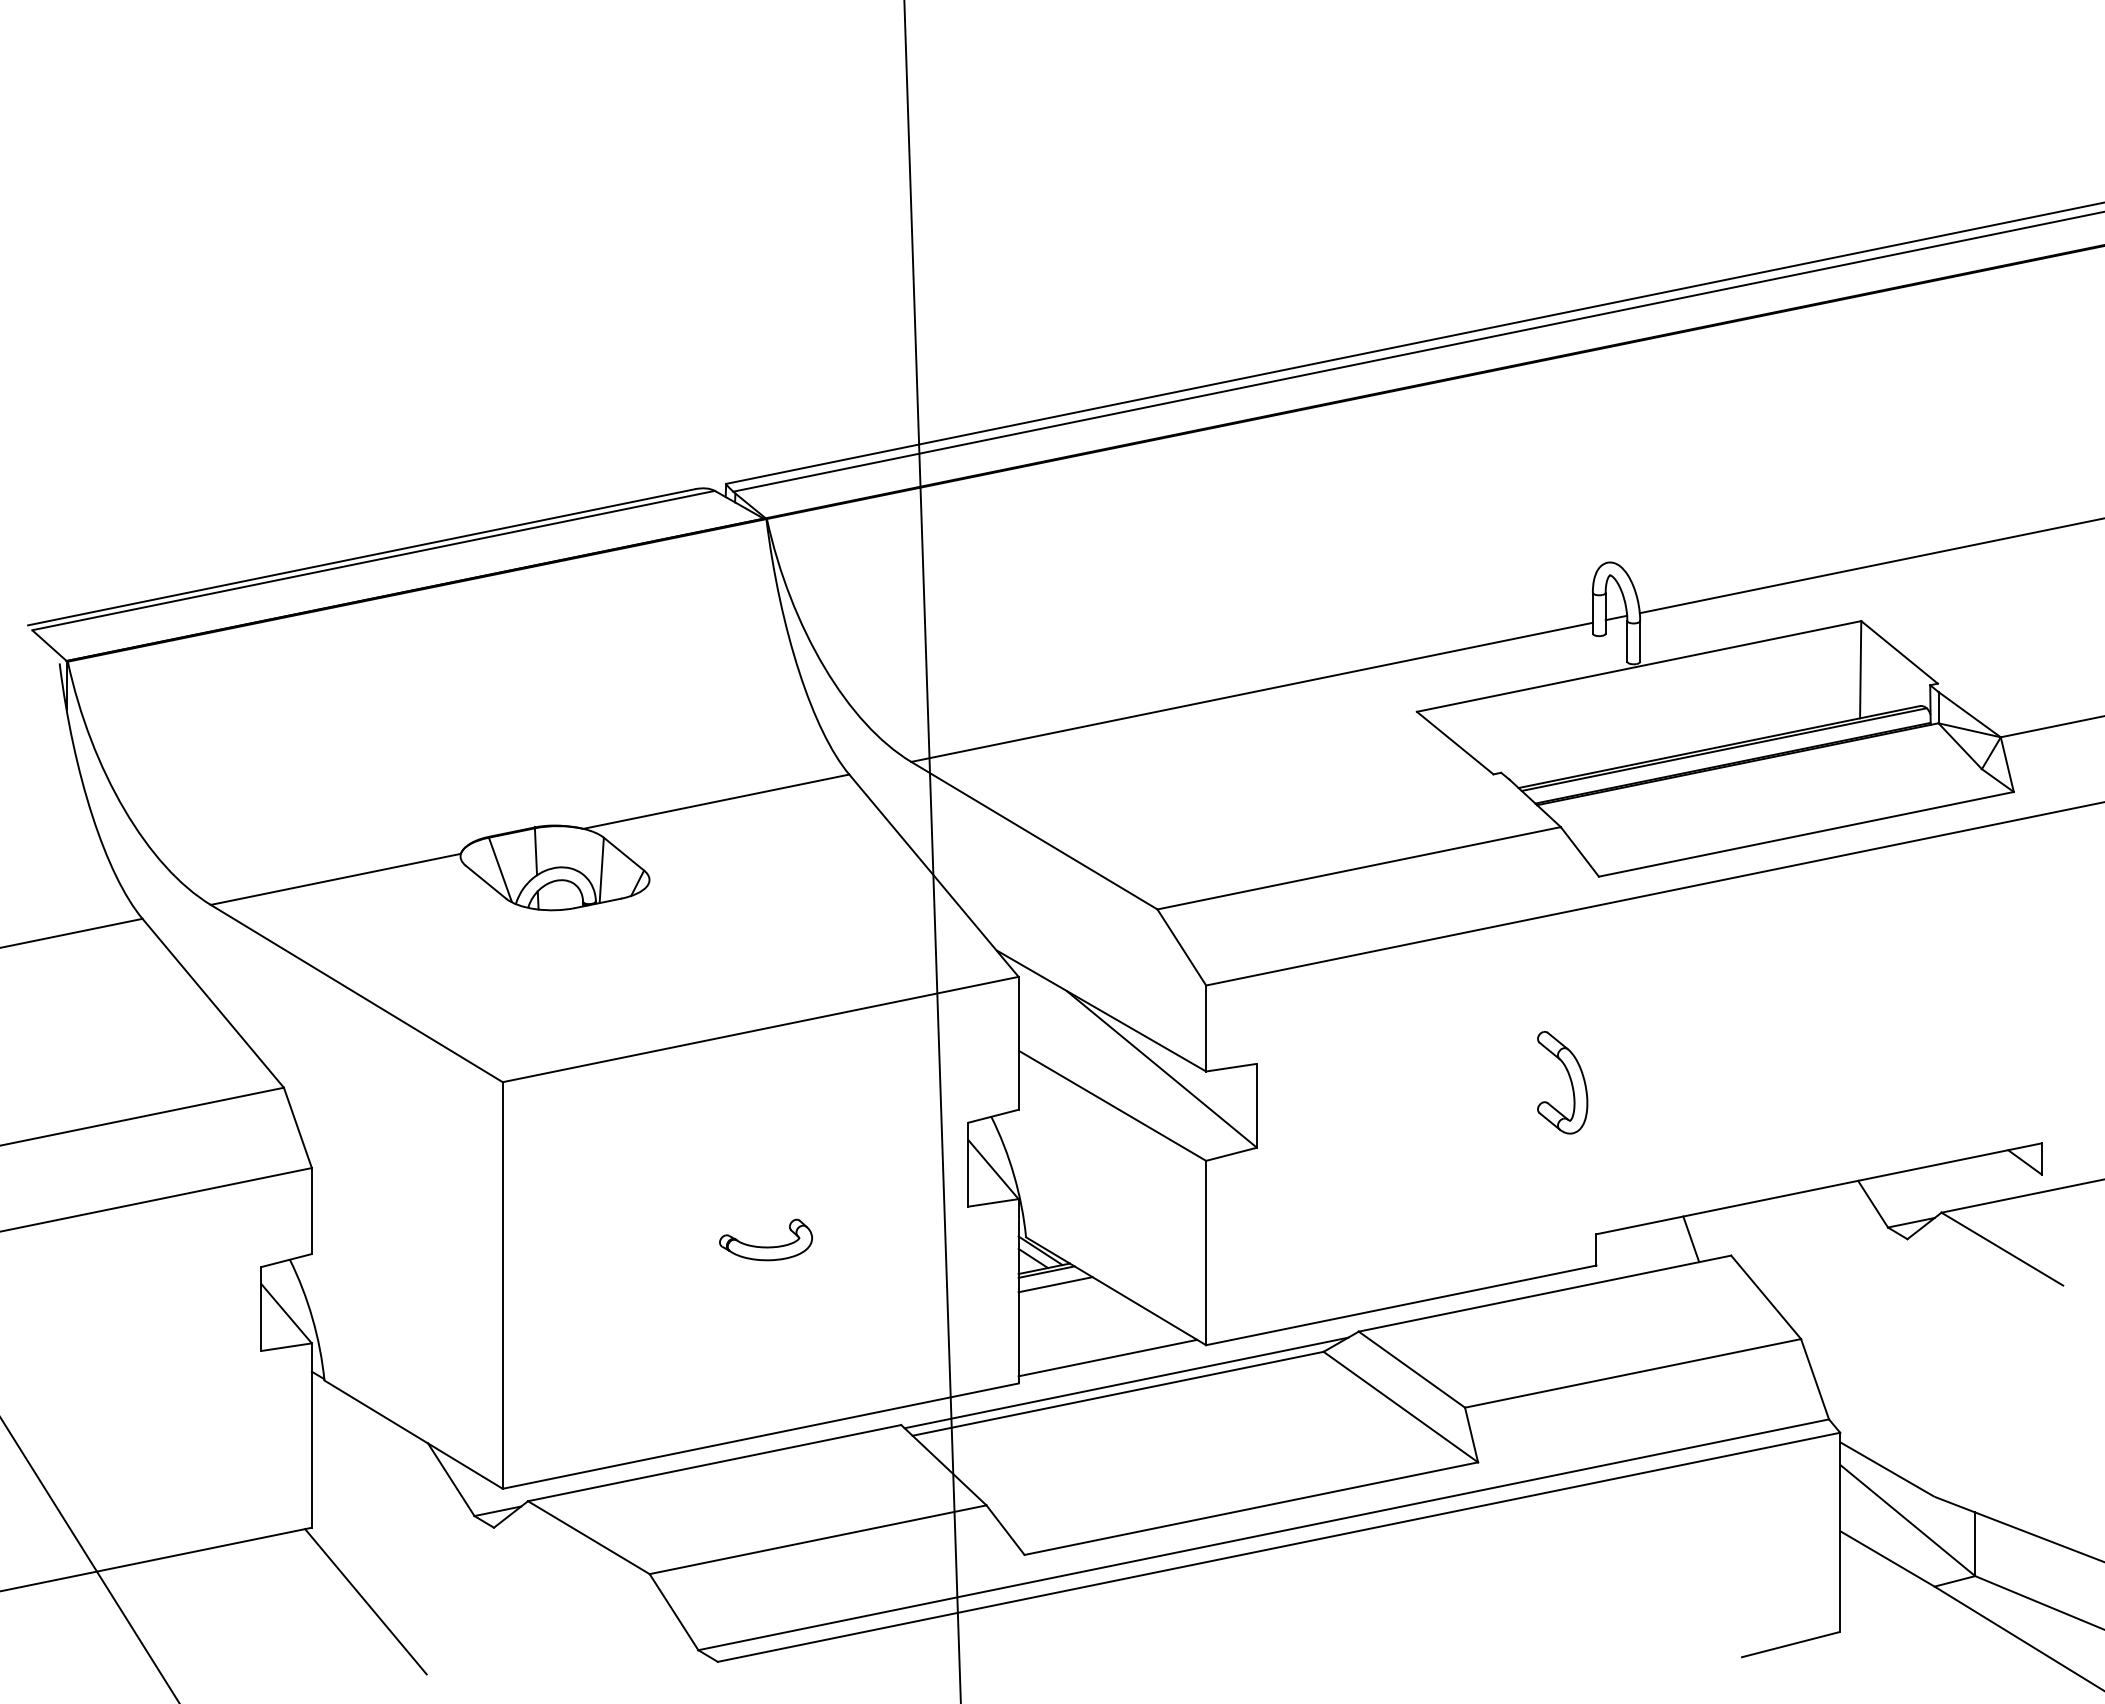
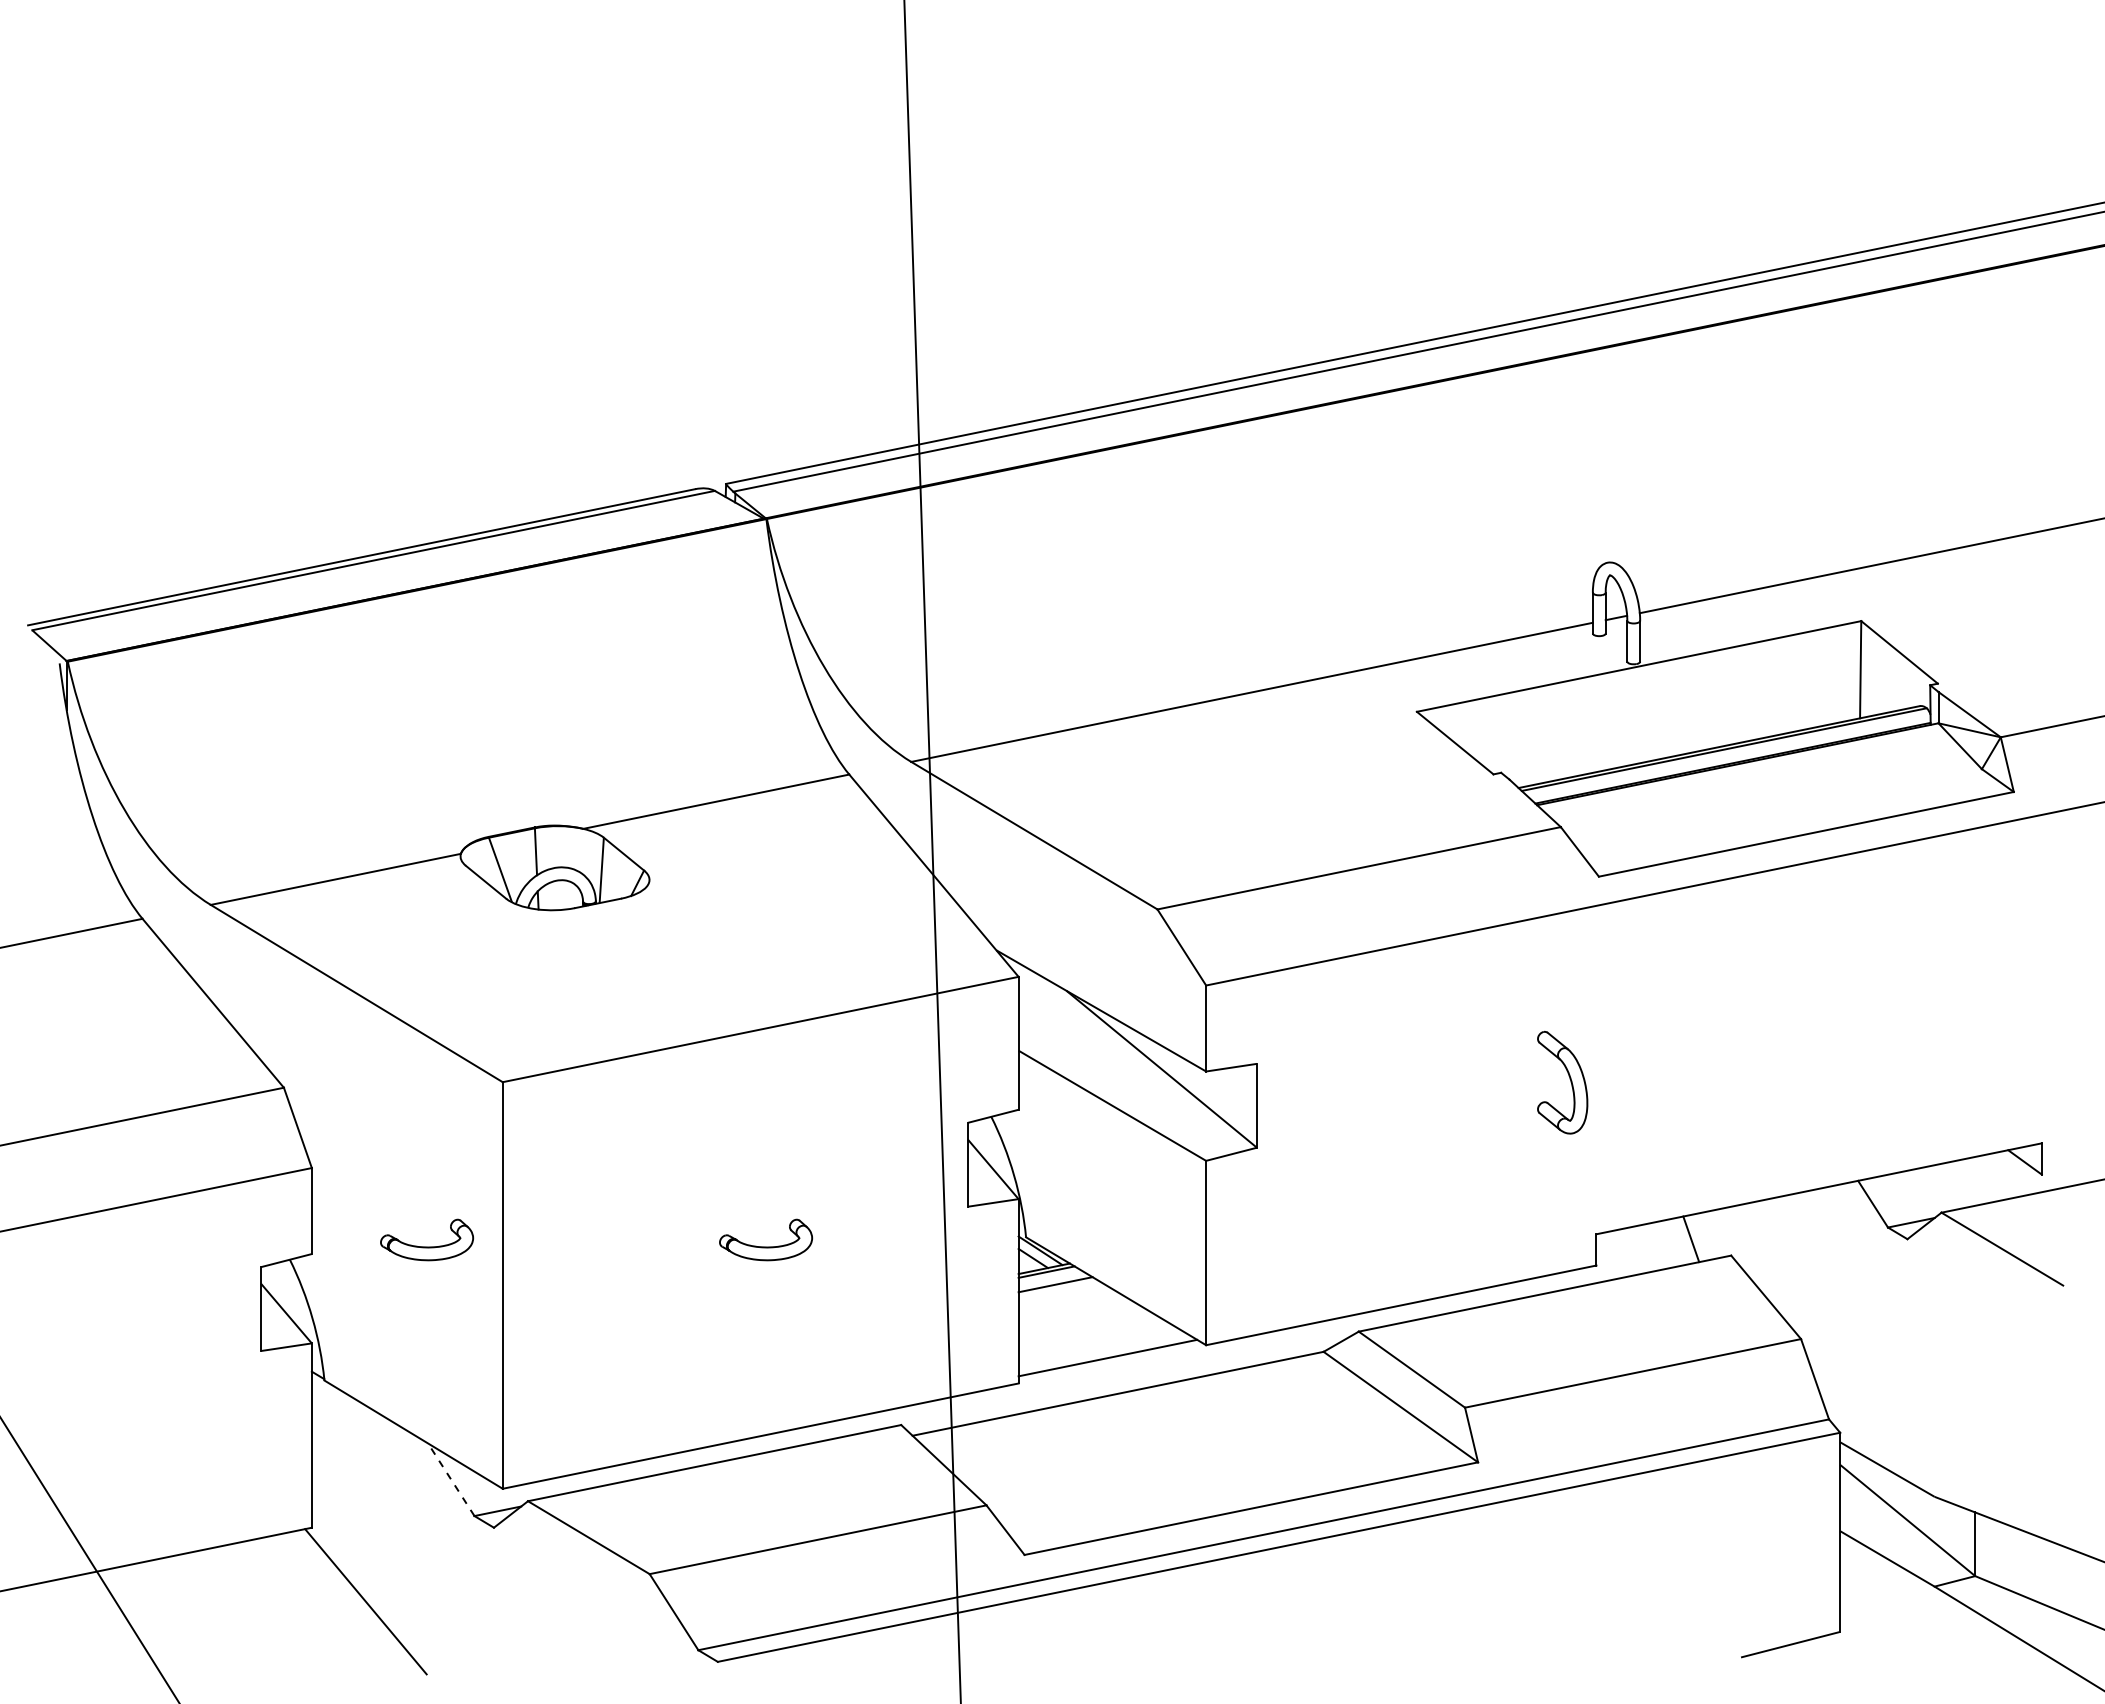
part: none -> present (427, 1246)
line: present -> none (1126, 1382)
line: solid -> dashed (451, 1479)
